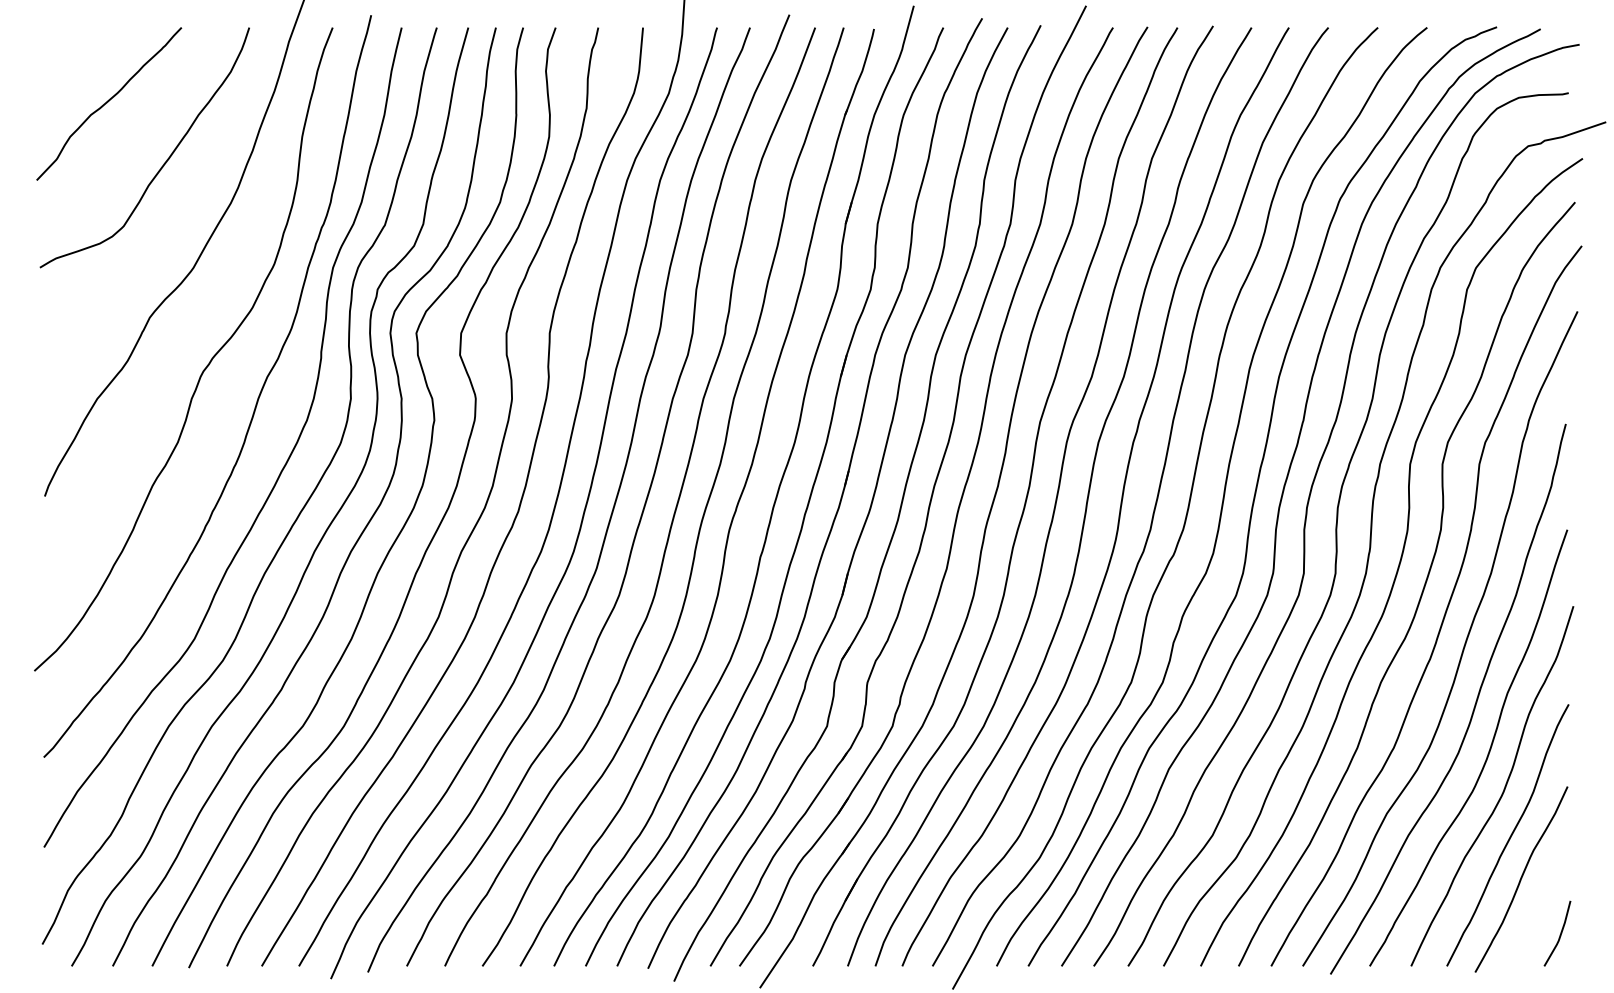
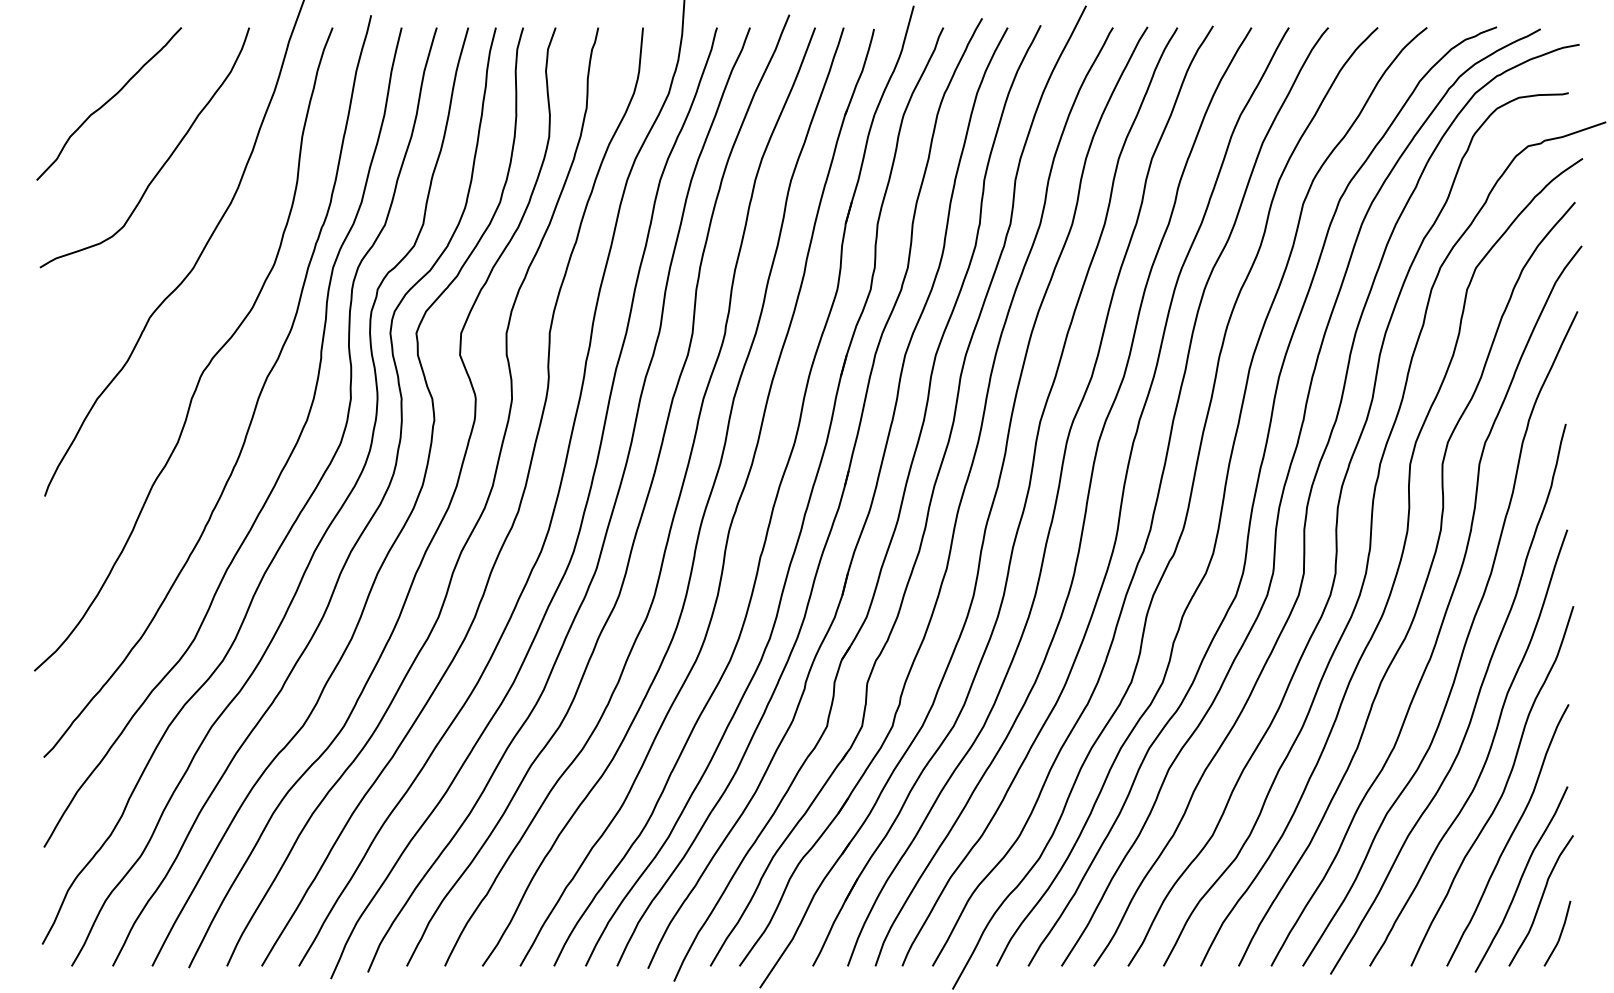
curve: none -> present (1540, 900)
